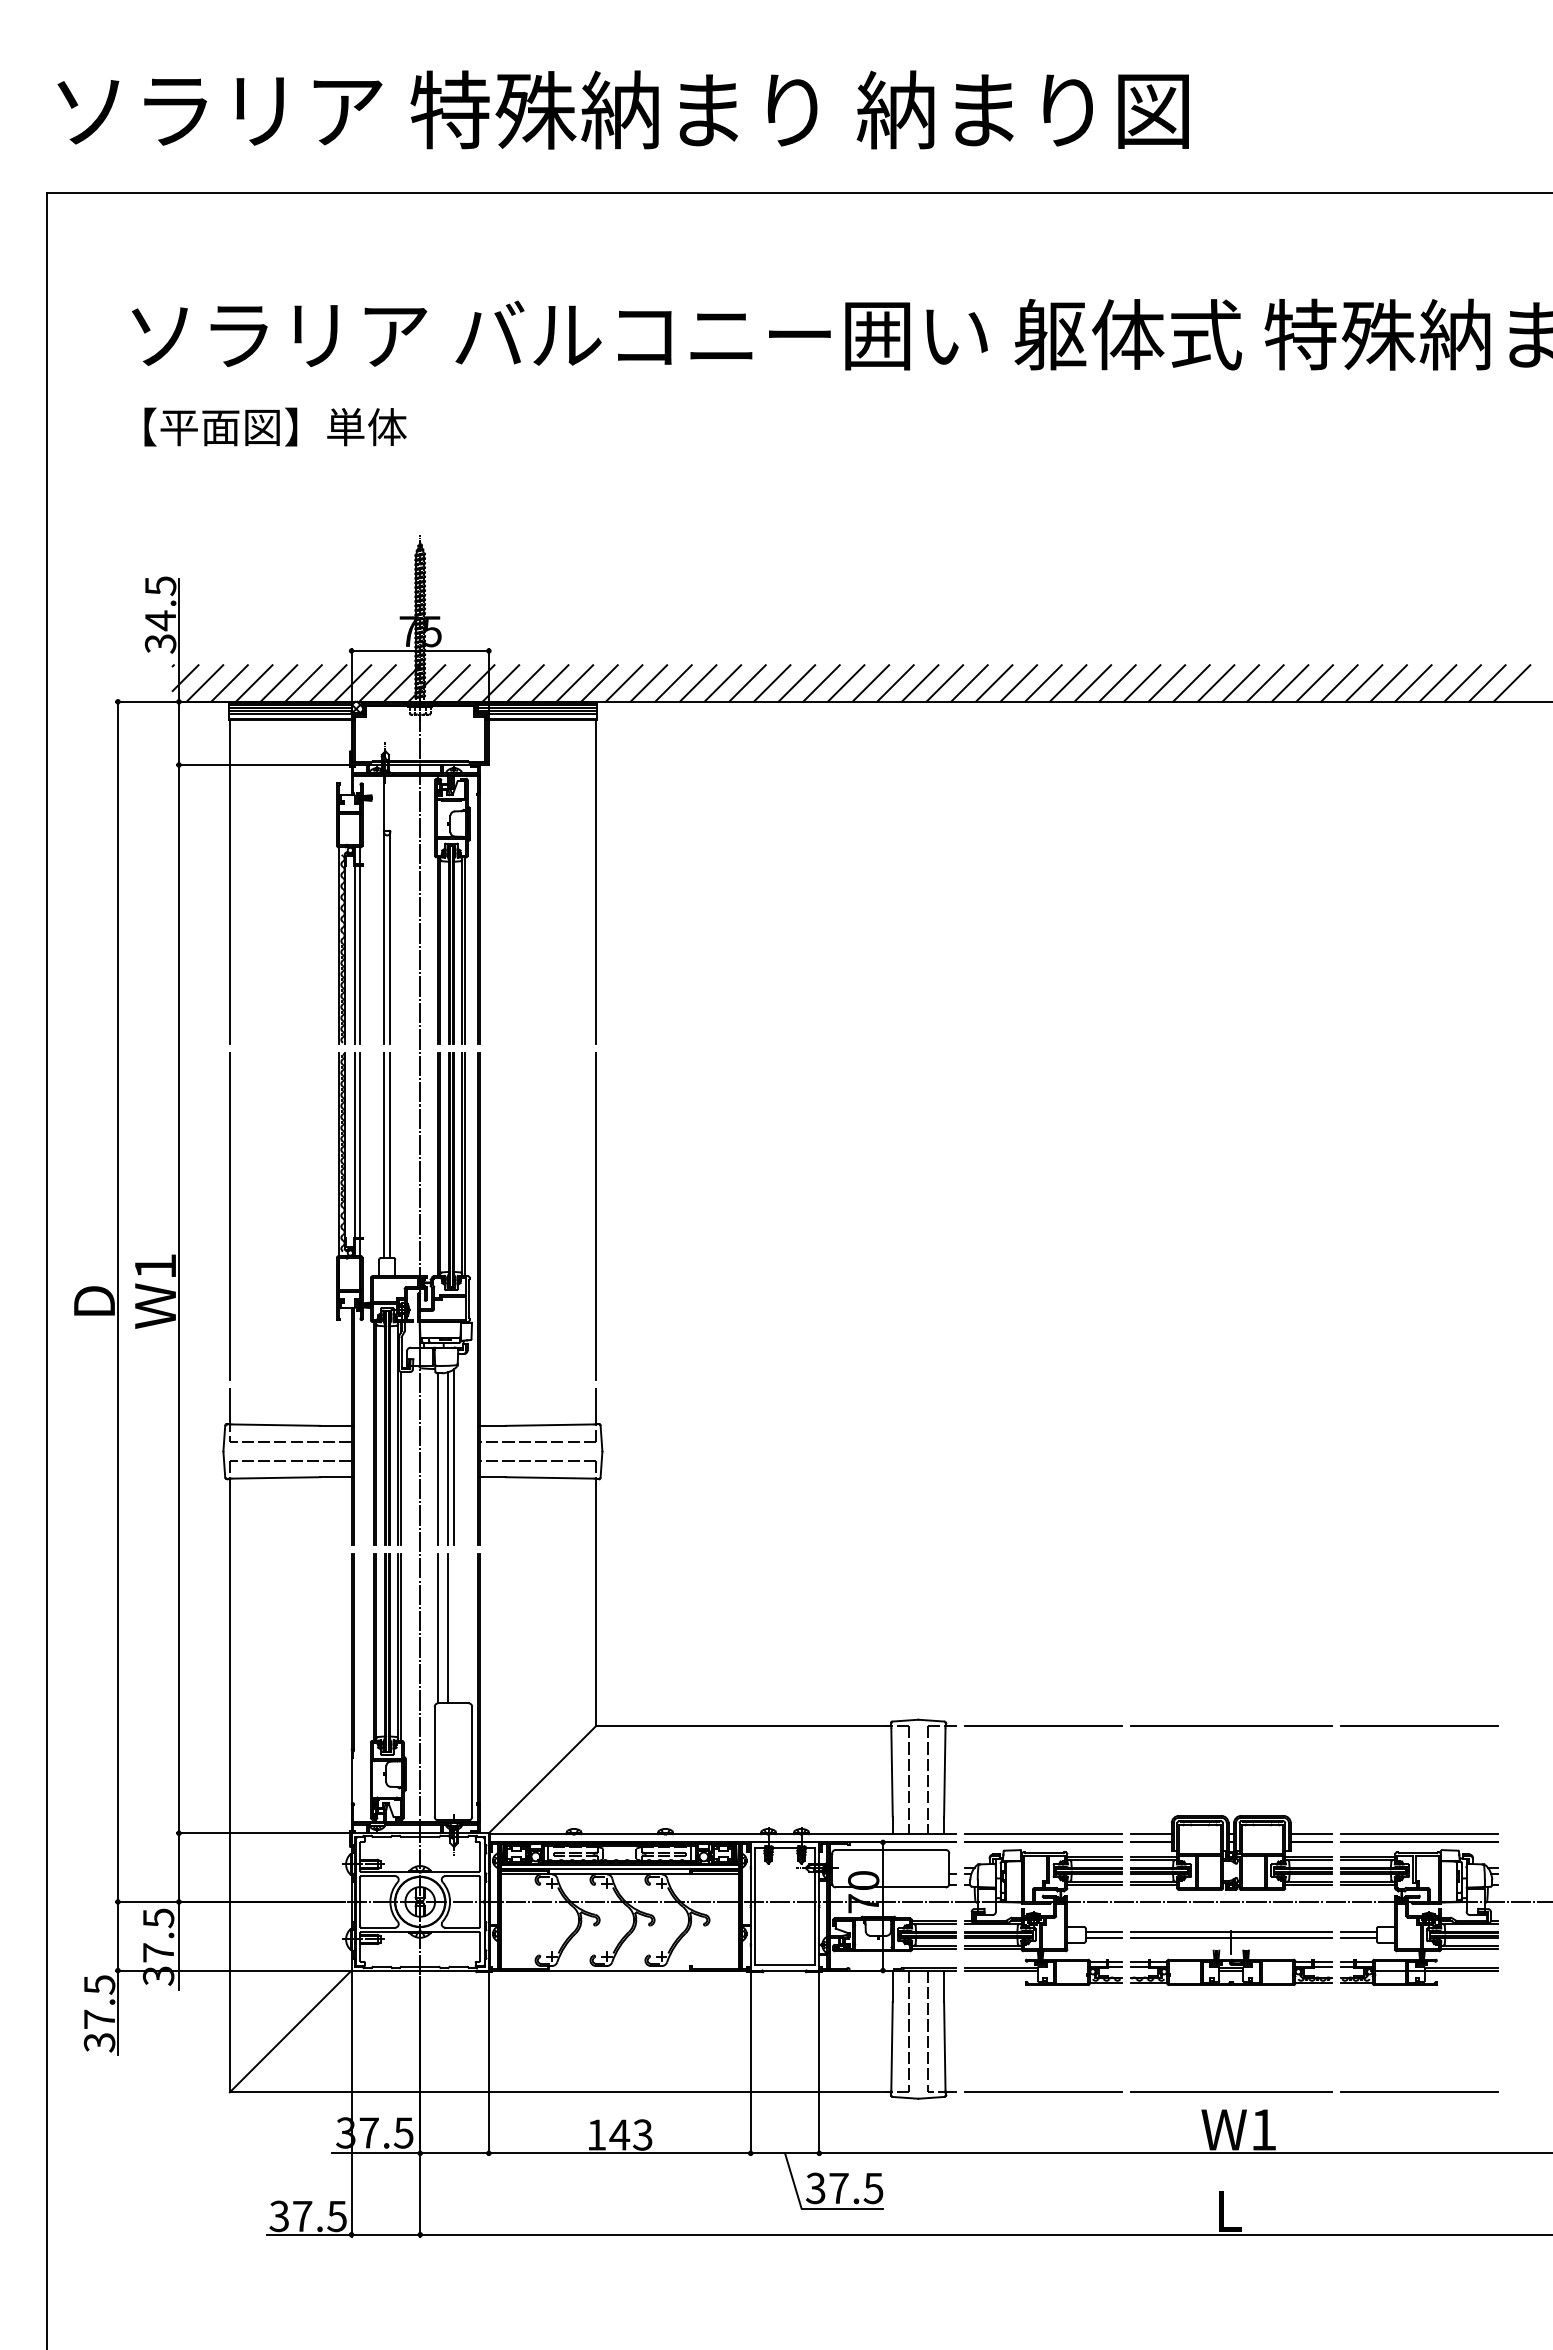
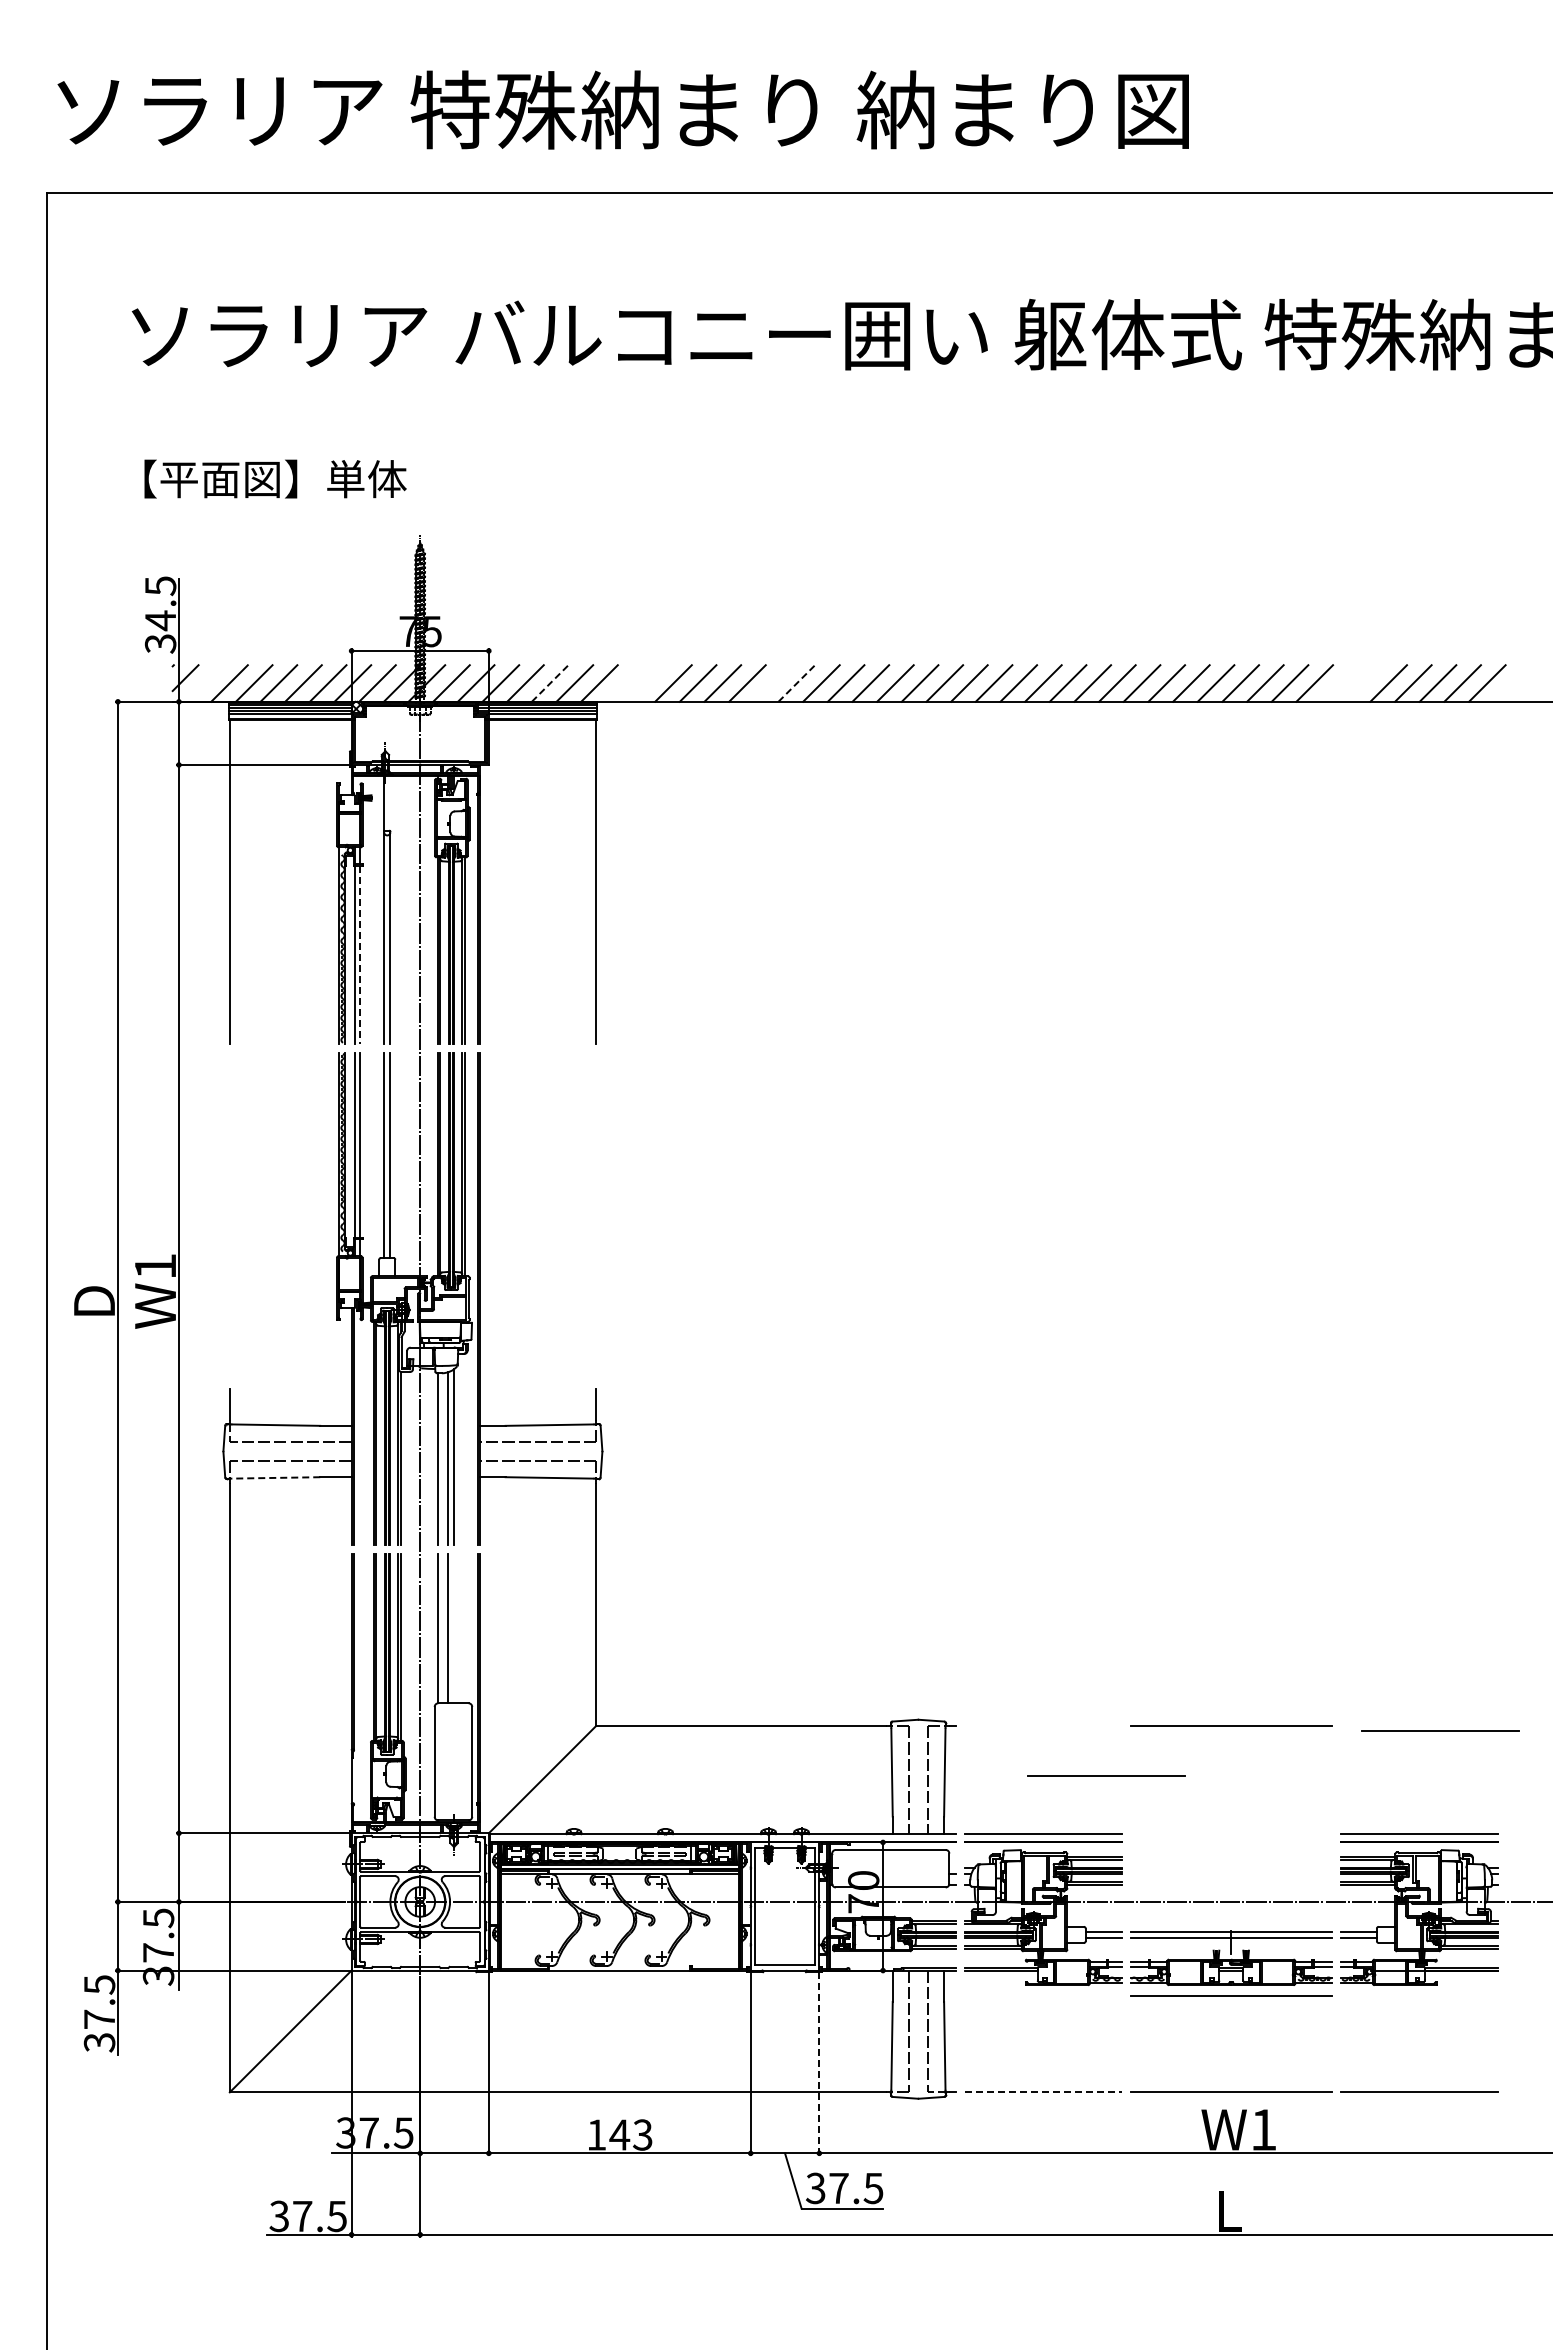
text position: (275, 426) -> (275, 478) (275, 478)
line: present -> none (204, 683)
line: solid -> dashed (550, 683)
line: present -> none (623, 683)
line: present -> none (648, 683)
line: present -> none (771, 683)
line: solid -> dashed (796, 683)
line: present -> none (1339, 683)
line: present -> none (1363, 683)
line: present -> none (1511, 683)
line: solid -> dashed (360, 955)
line: present -> none (229, 1216)
line: present -> none (595, 1216)
line: solid -> dashed (276, 1477)
line position: (1043, 1725) -> (1106, 1775) (1106, 1775)
line position: (1419, 1725) -> (1440, 1730) (1440, 1730)
part: present -> none (1231, 1852)
line: none -> present (1231, 1995)
line: solid -> dashed (819, 2063)
line: solid -> dashed (1043, 2092)
